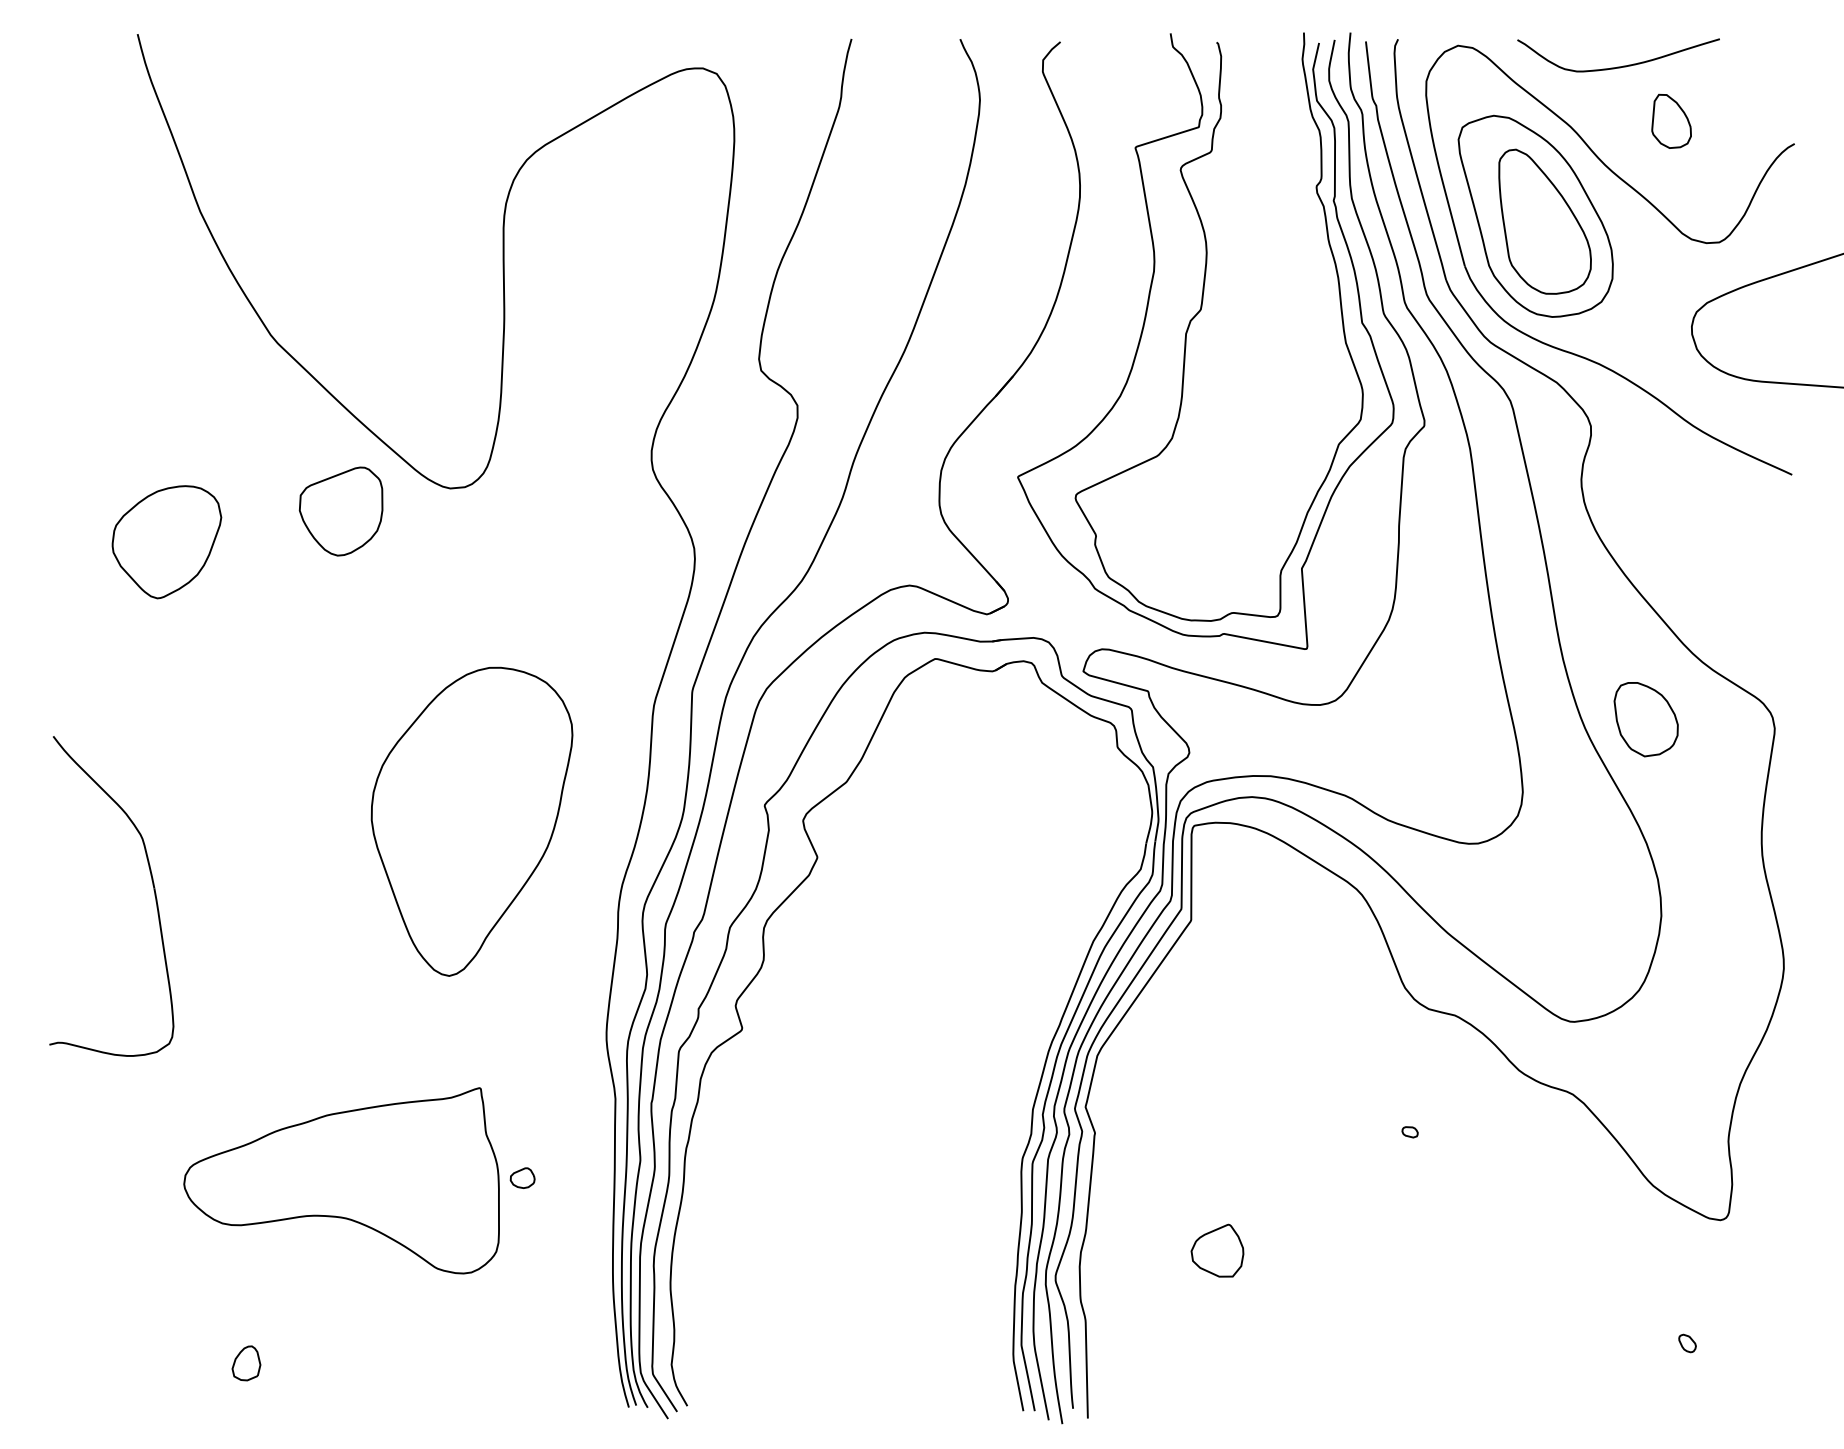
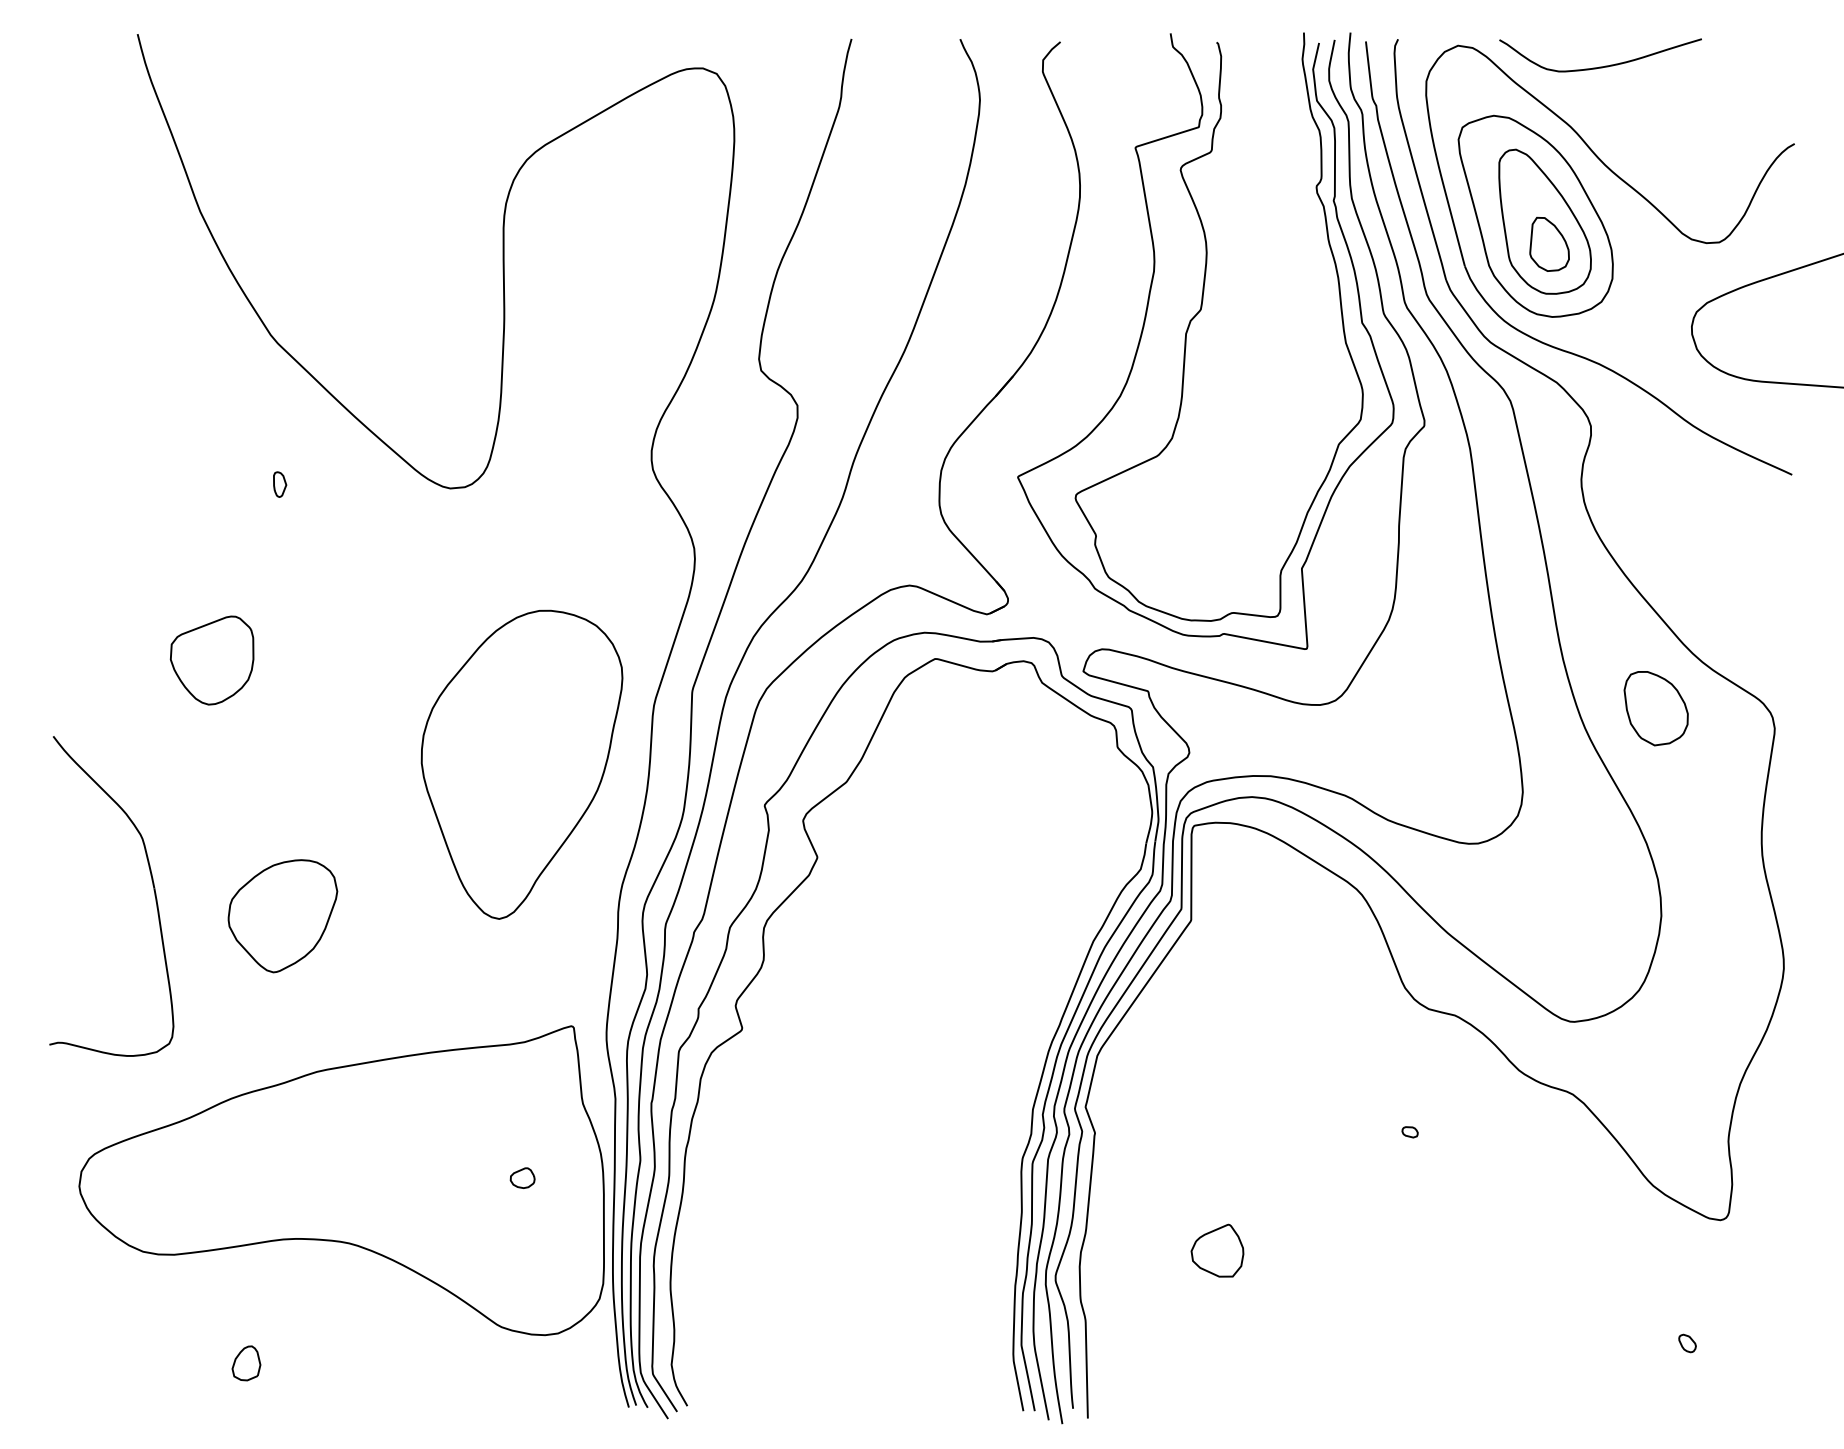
curve position: (1618, 66) -> (1600, 66) (1600, 66)
part position: (1671, 120) -> (1549, 243) (1549, 243)
part: none -> present (280, 484)
part position: (340, 511) -> (211, 660) (211, 660)
part position: (166, 542) -> (282, 916) (282, 916)
part position: (1645, 719) -> (1655, 708) (1655, 708)
part position: (471, 821) -> (521, 764) (521, 764)
part size: 317x188 px -> 527x312 px (341, 1180)
